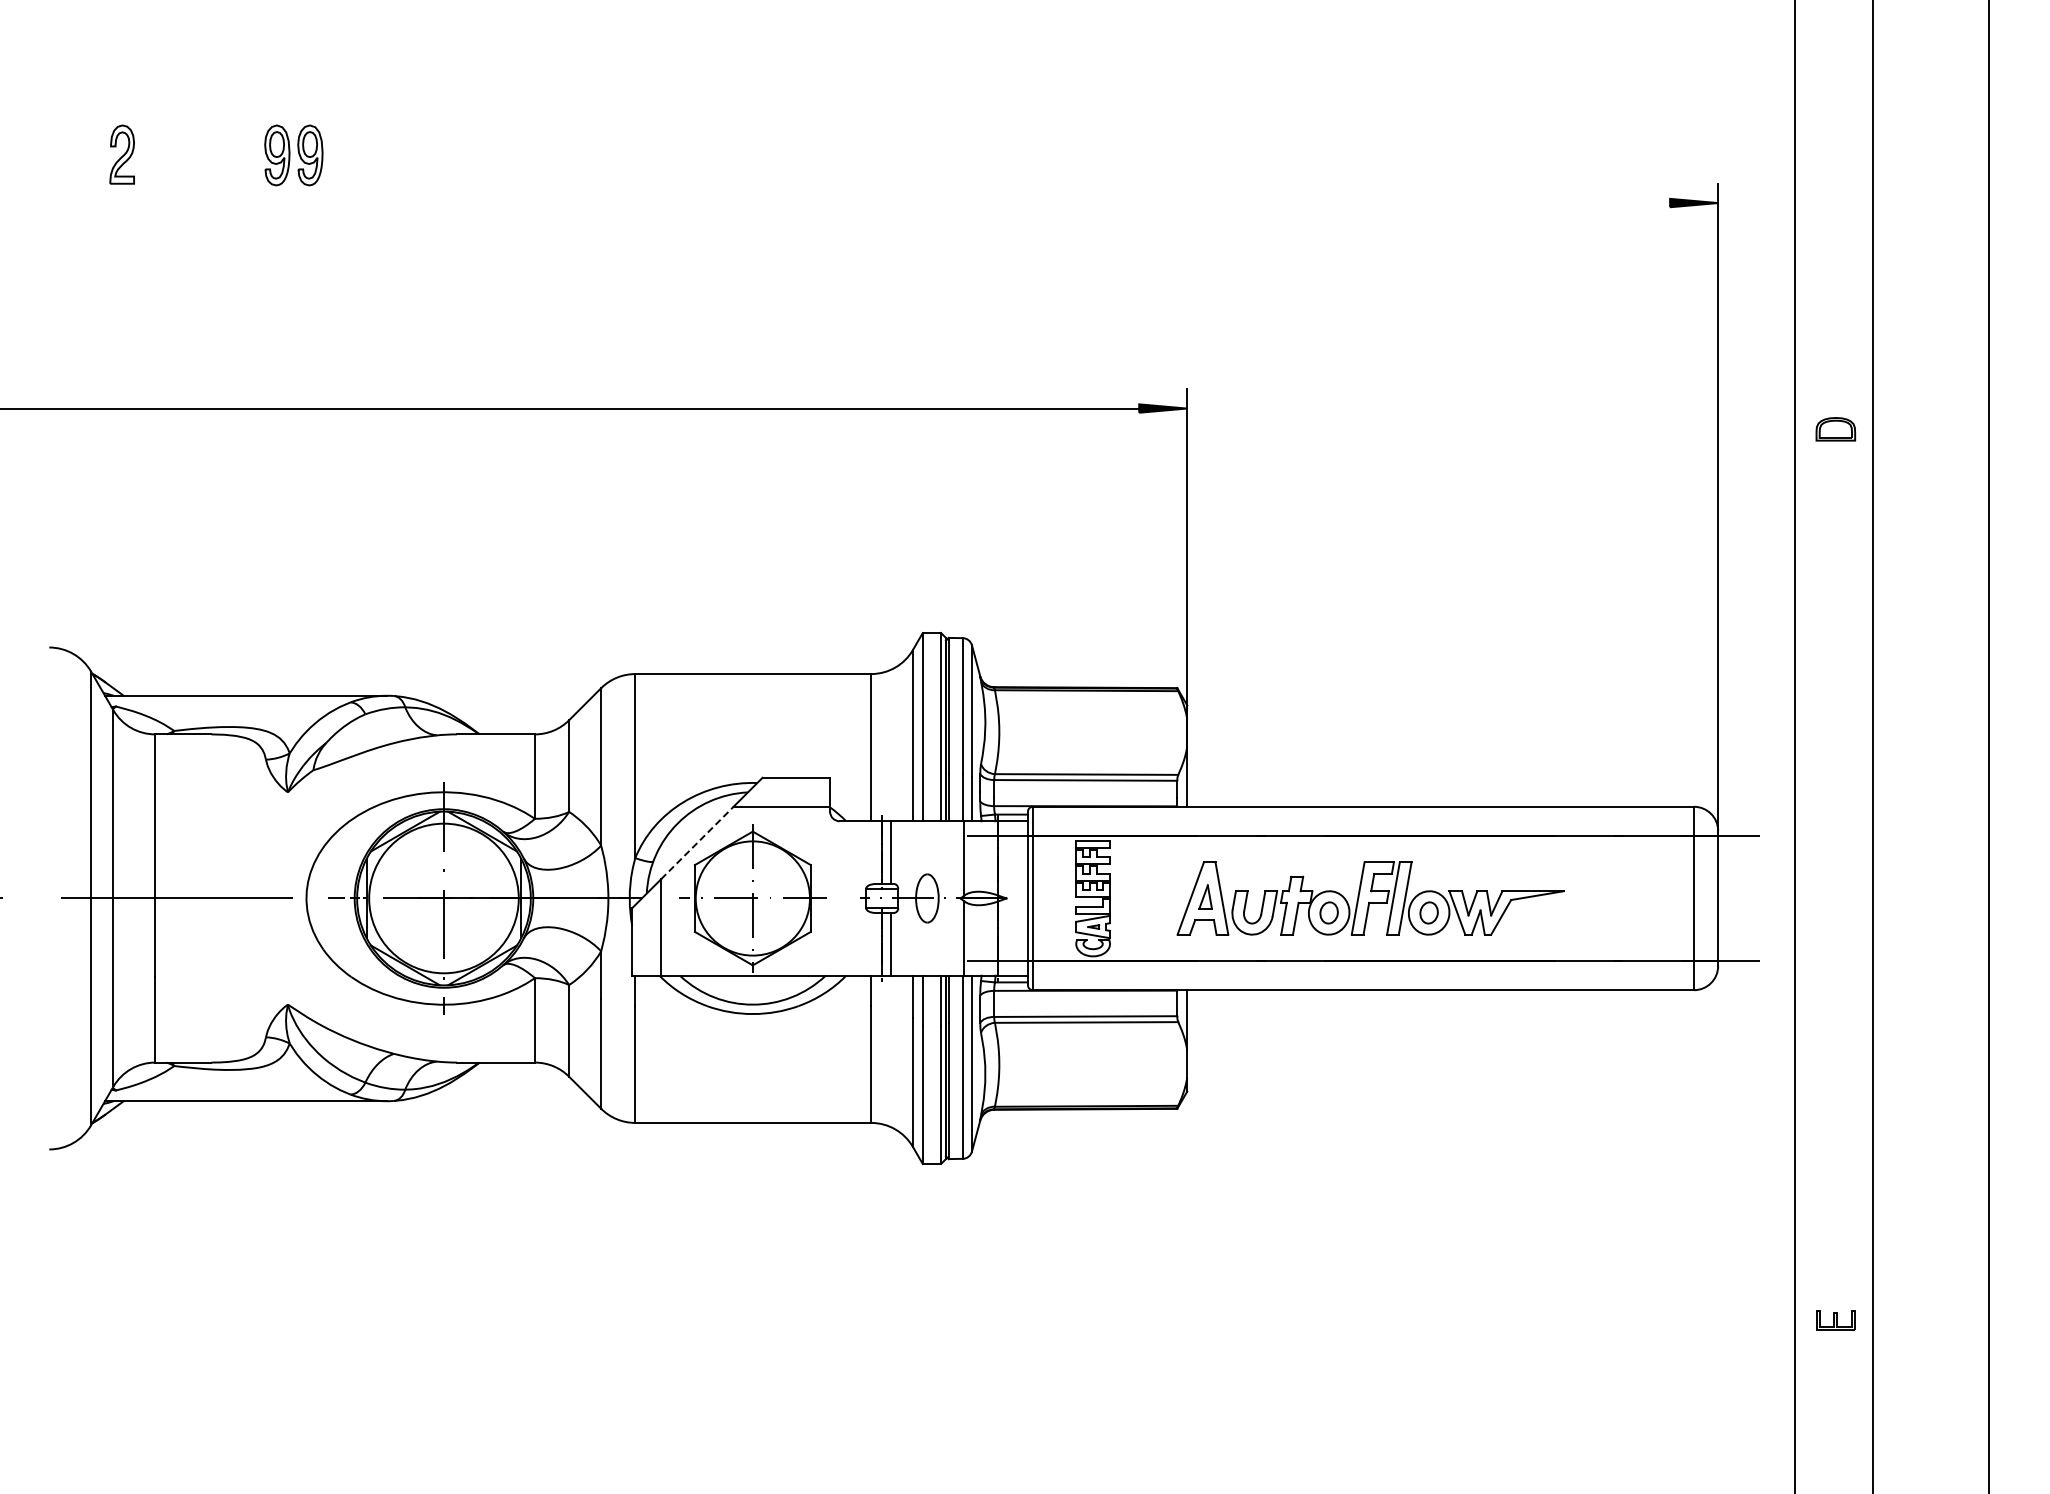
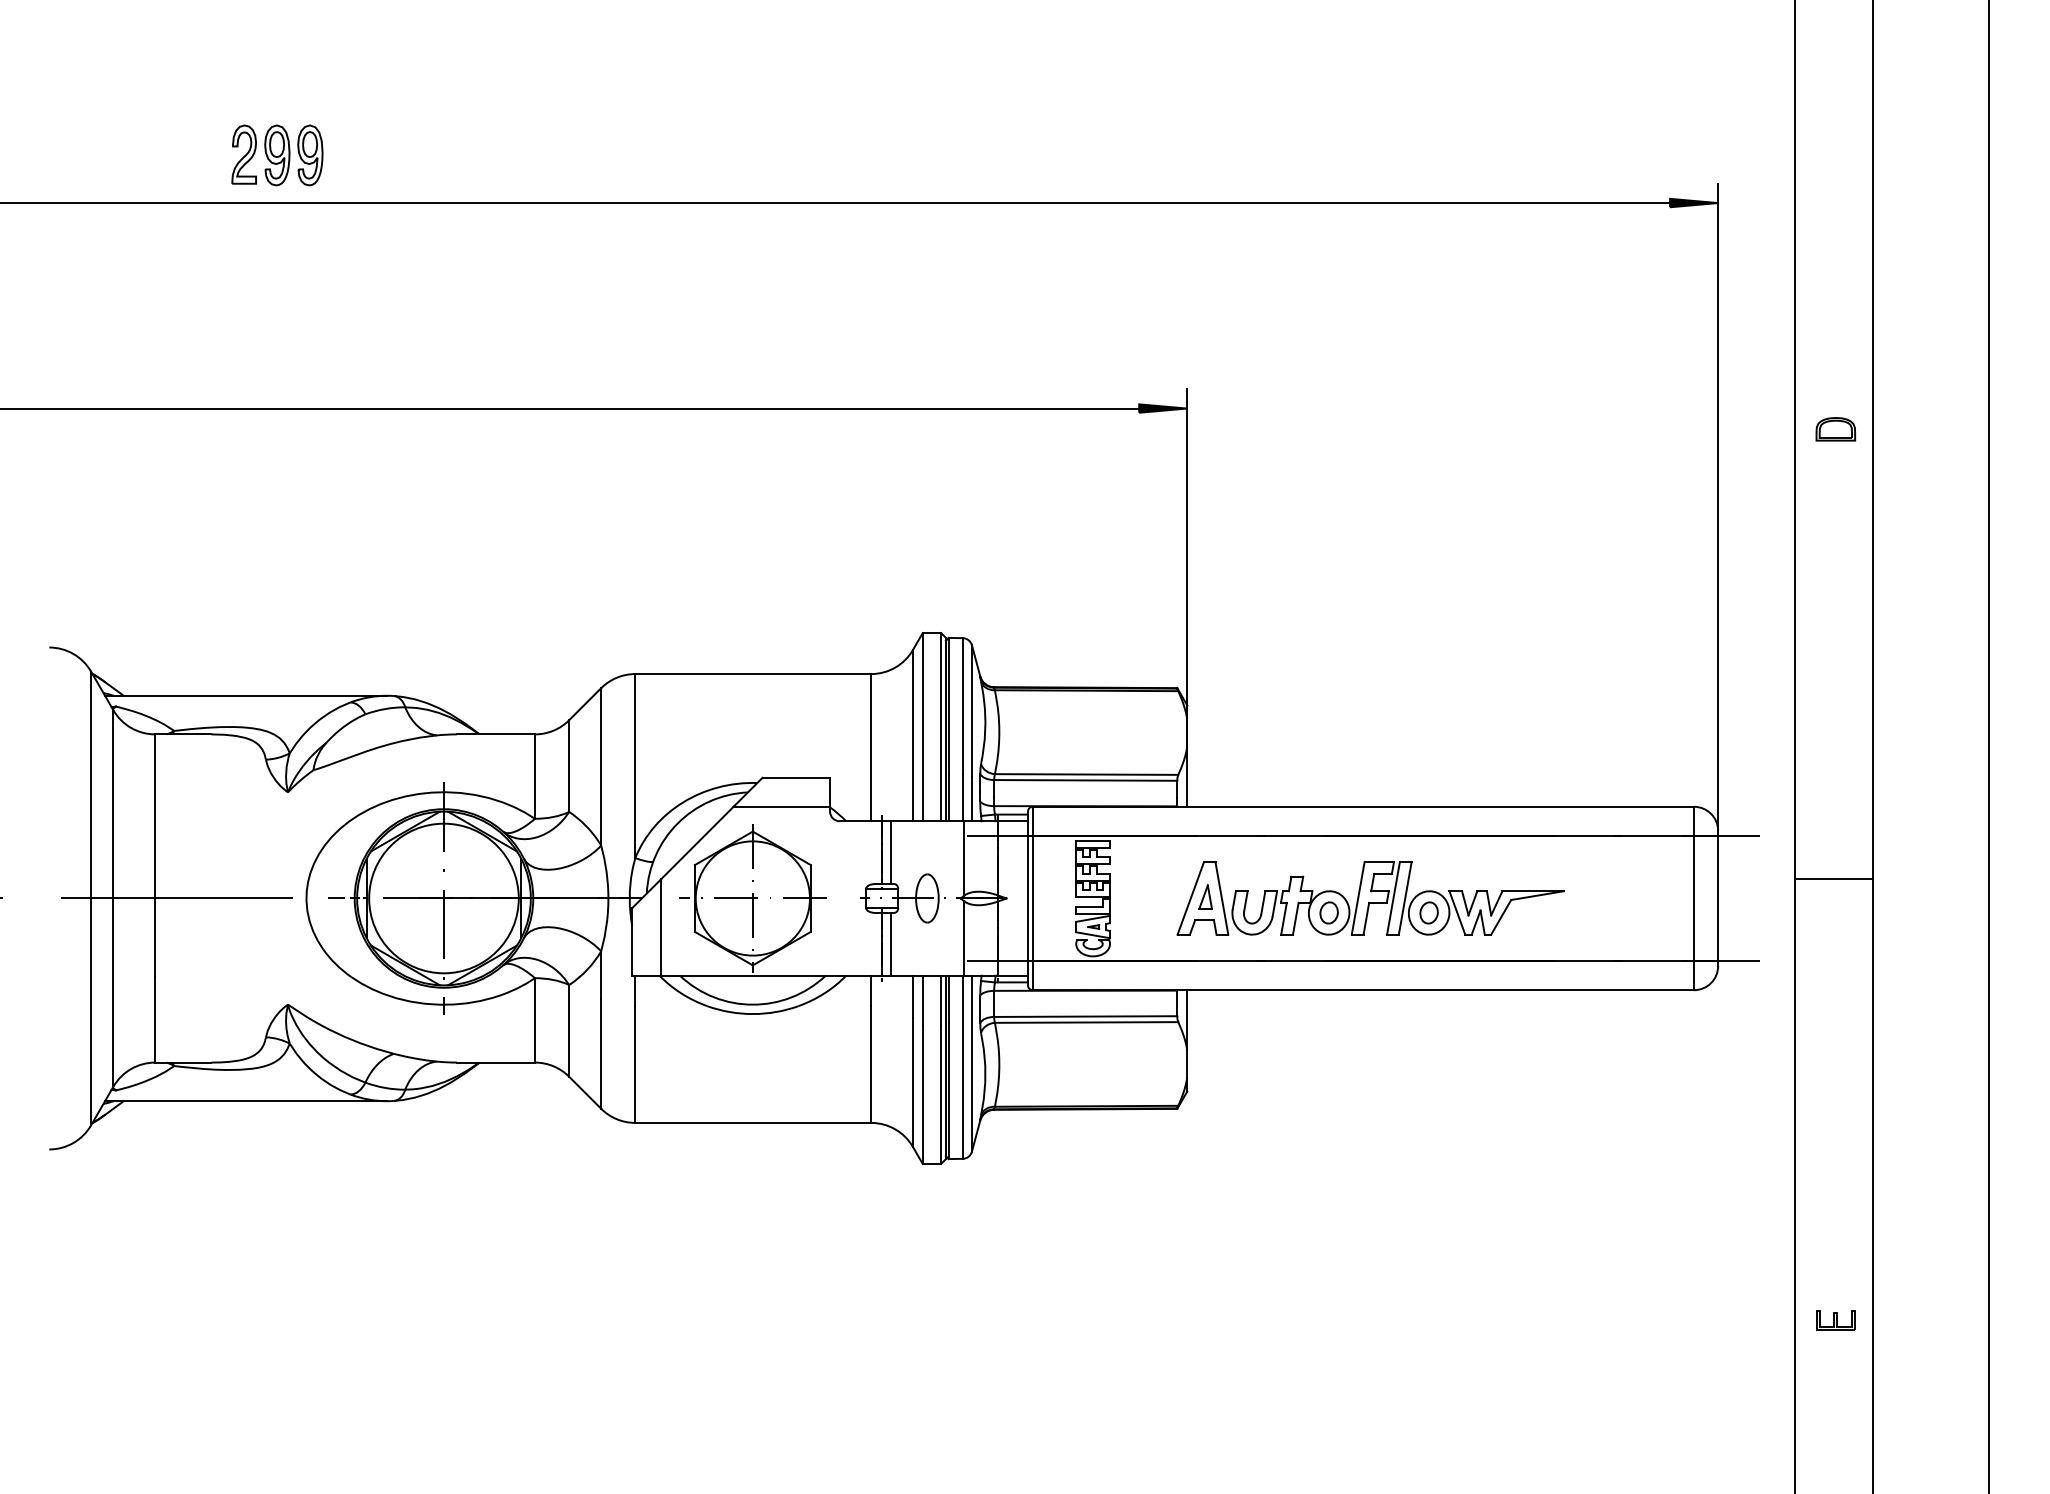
part position: (121, 154) -> (243, 154) (243, 154)
line: none -> present (836, 203)
line: dashed -> solid (697, 842)
line: none -> present (1833, 878)
